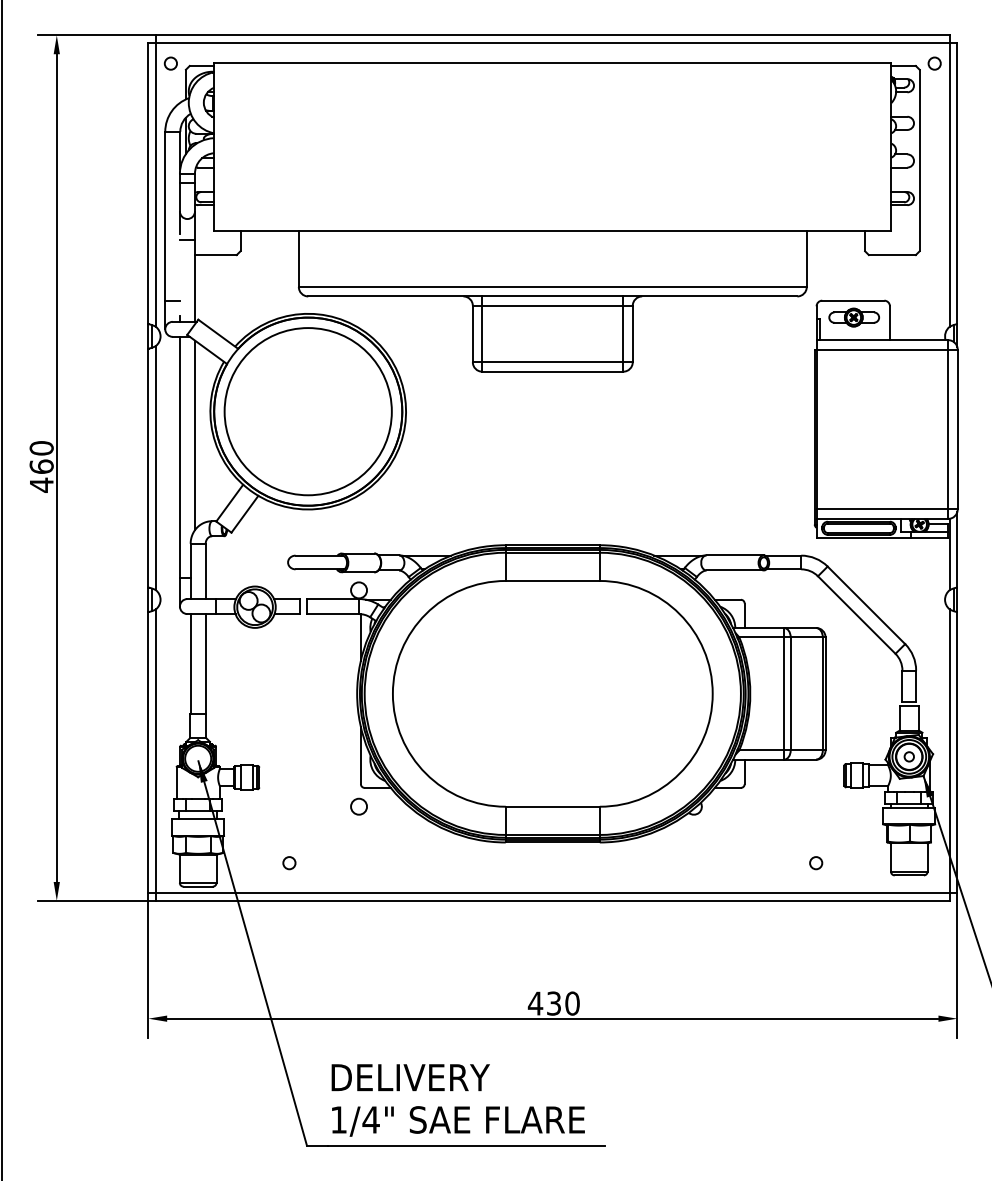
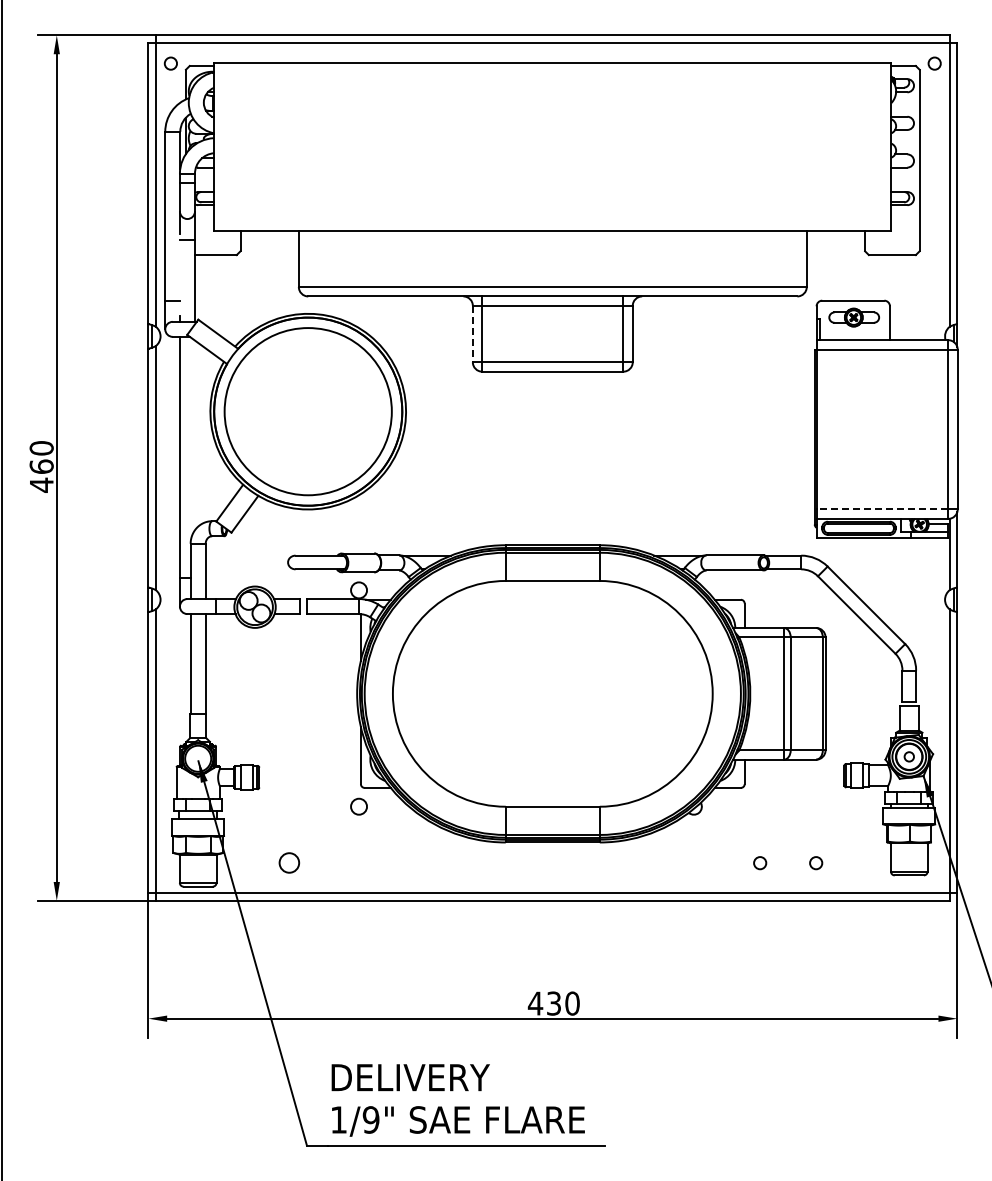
line: solid -> dashed (472, 334)
line: present -> none (194, 435)
line: solid -> dashed (882, 509)
circle size: 15x15 px -> 23x22 px (289, 862)
circle: none -> present (760, 863)
text: 1/4" -> 1/9" (370, 1119)
